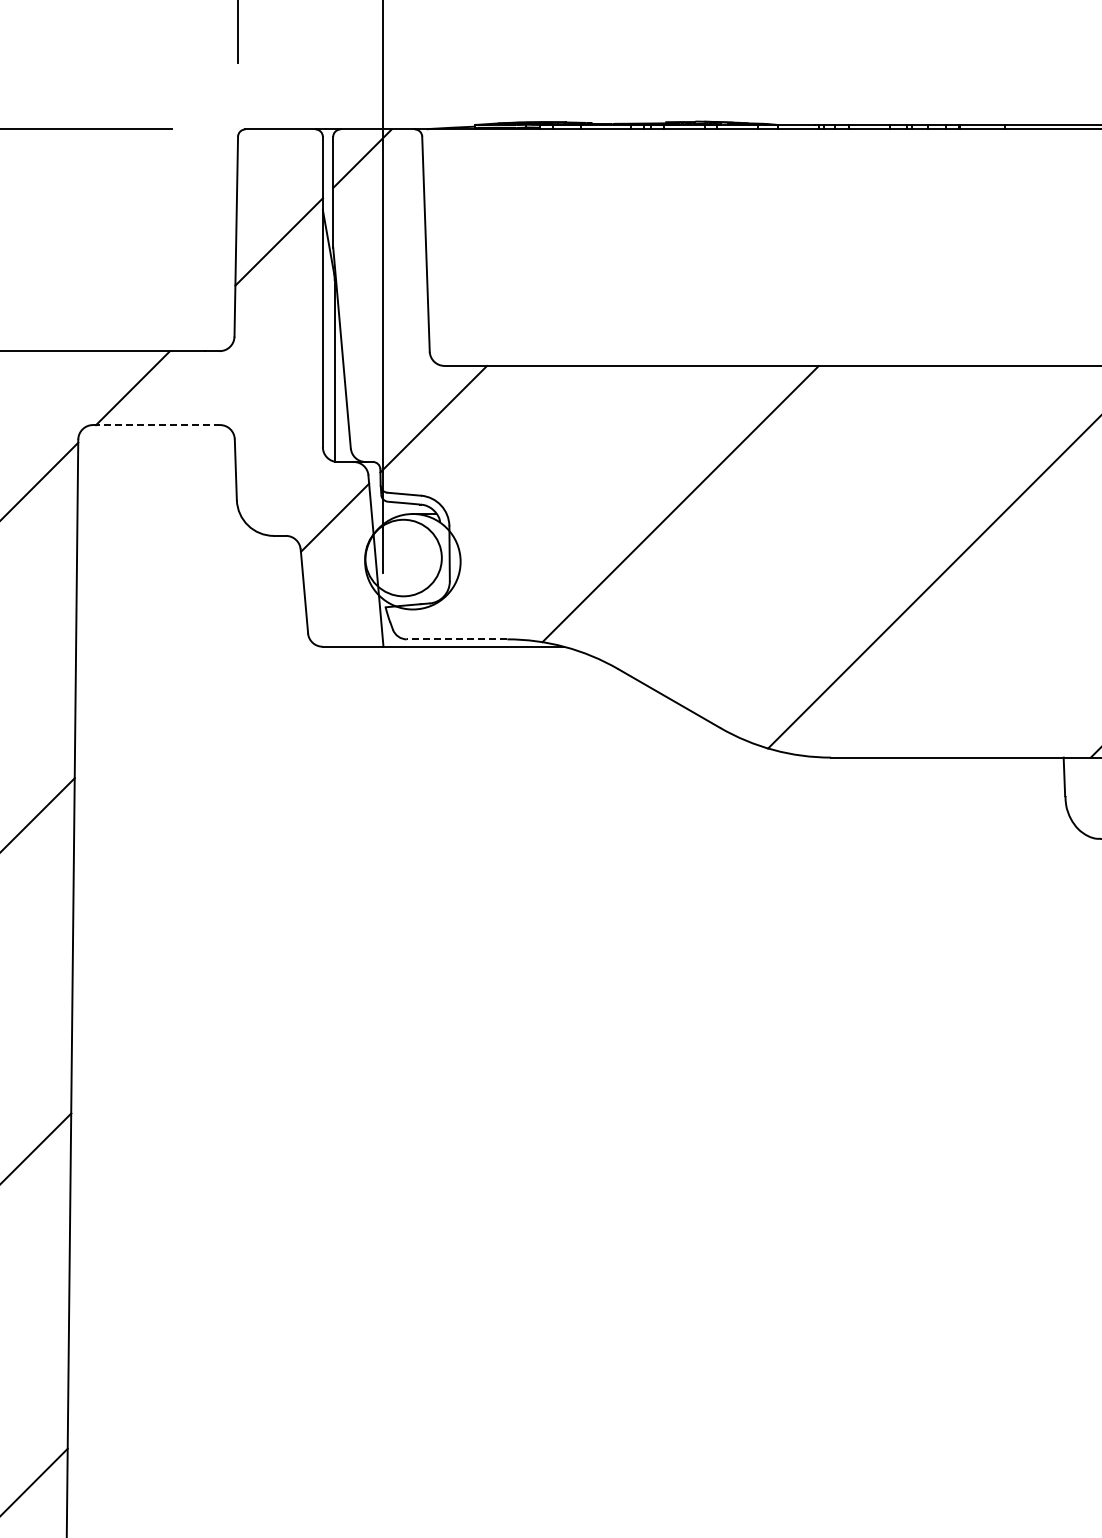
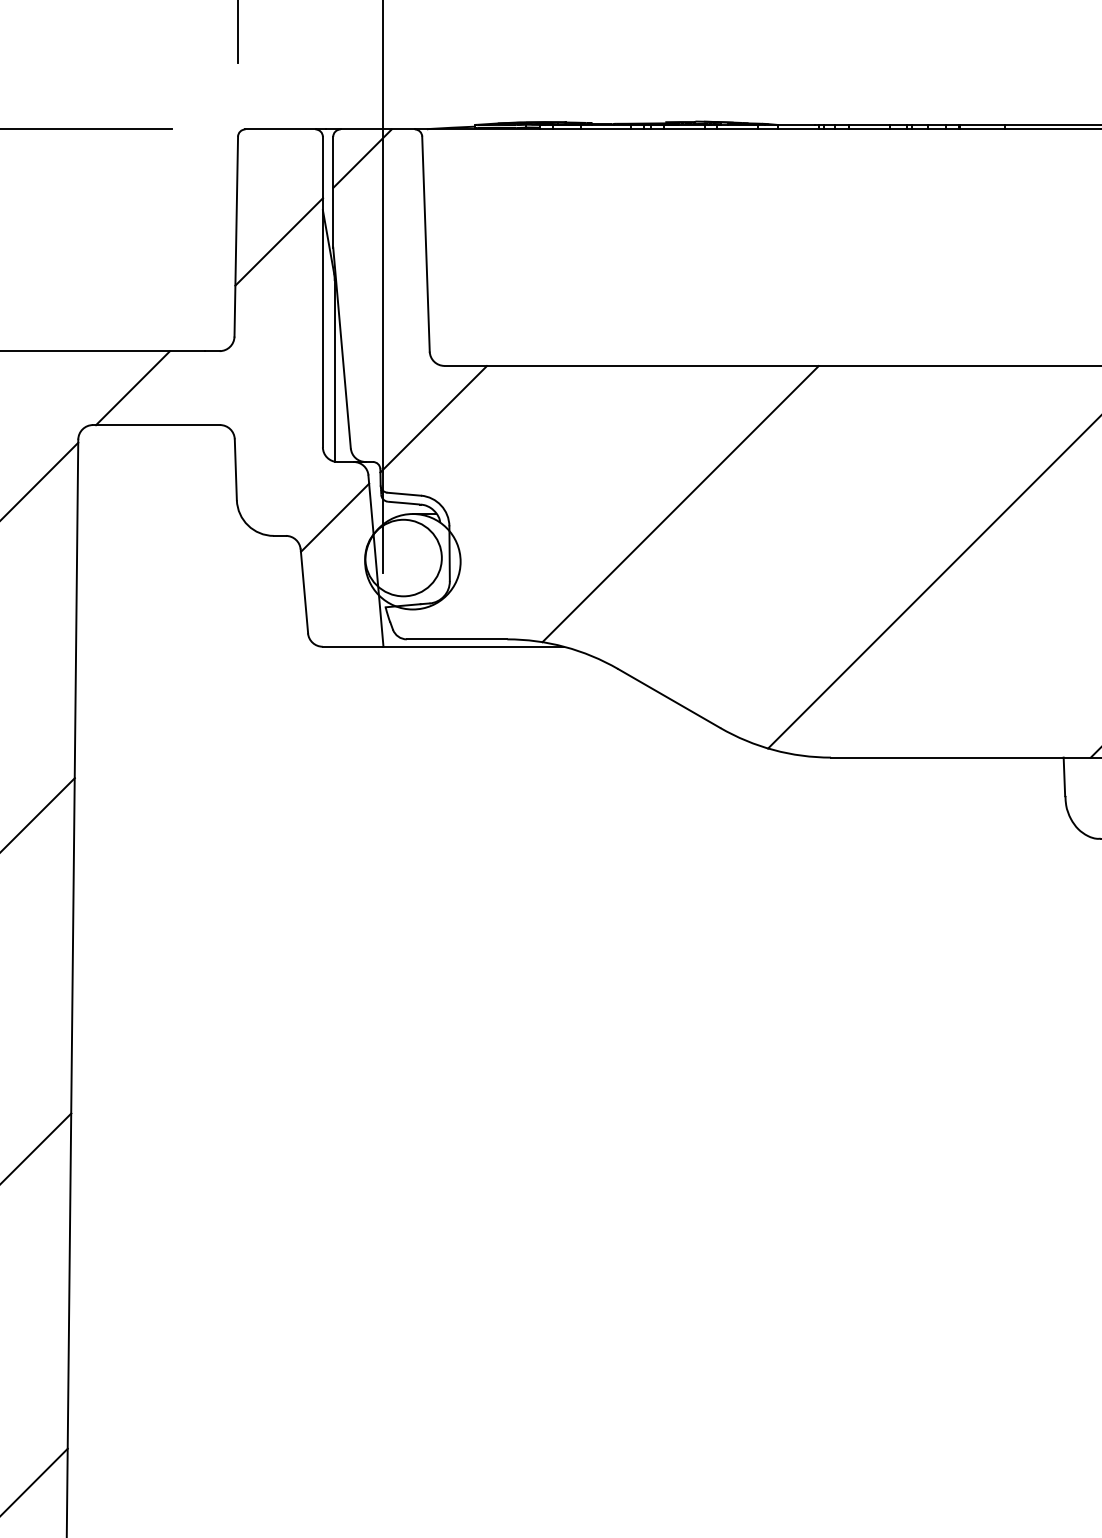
line: dashed -> solid (157, 425)
line: dashed -> solid (456, 639)
